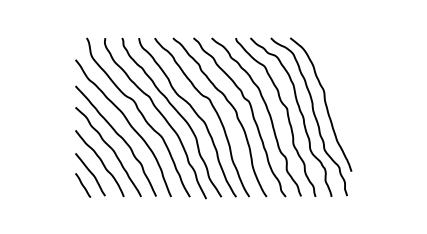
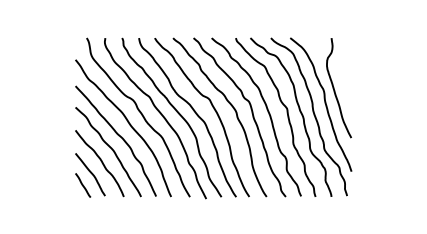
curve: none -> present (335, 90)
